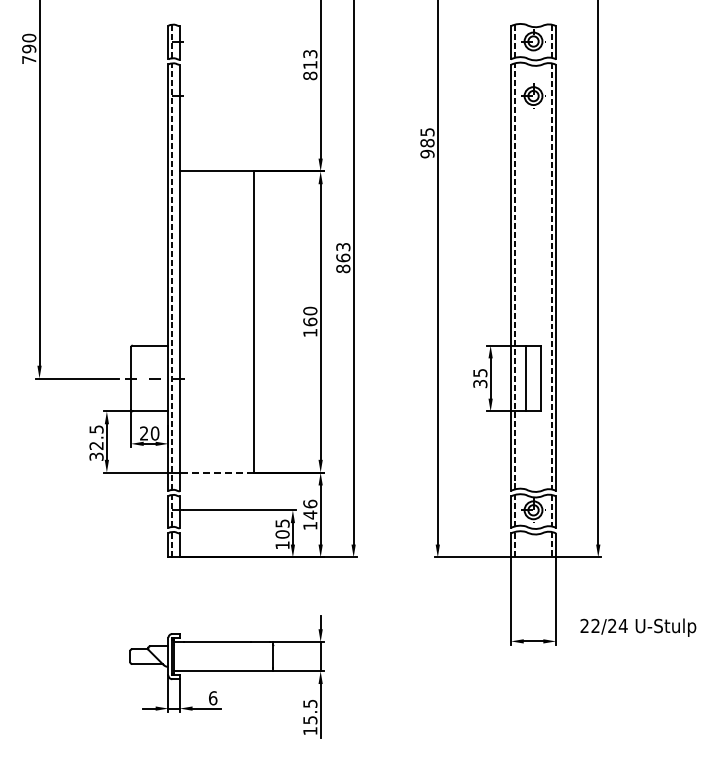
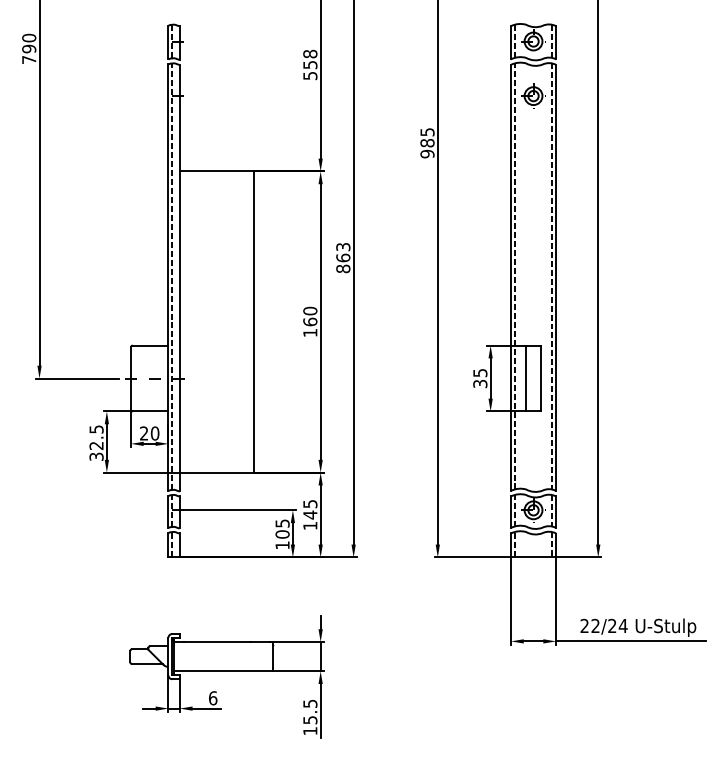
text: 813 -> 558 (310, 64)
line: dashed -> solid (216, 472)
text: 146 -> 145 (310, 503)
line: none -> present (630, 641)
